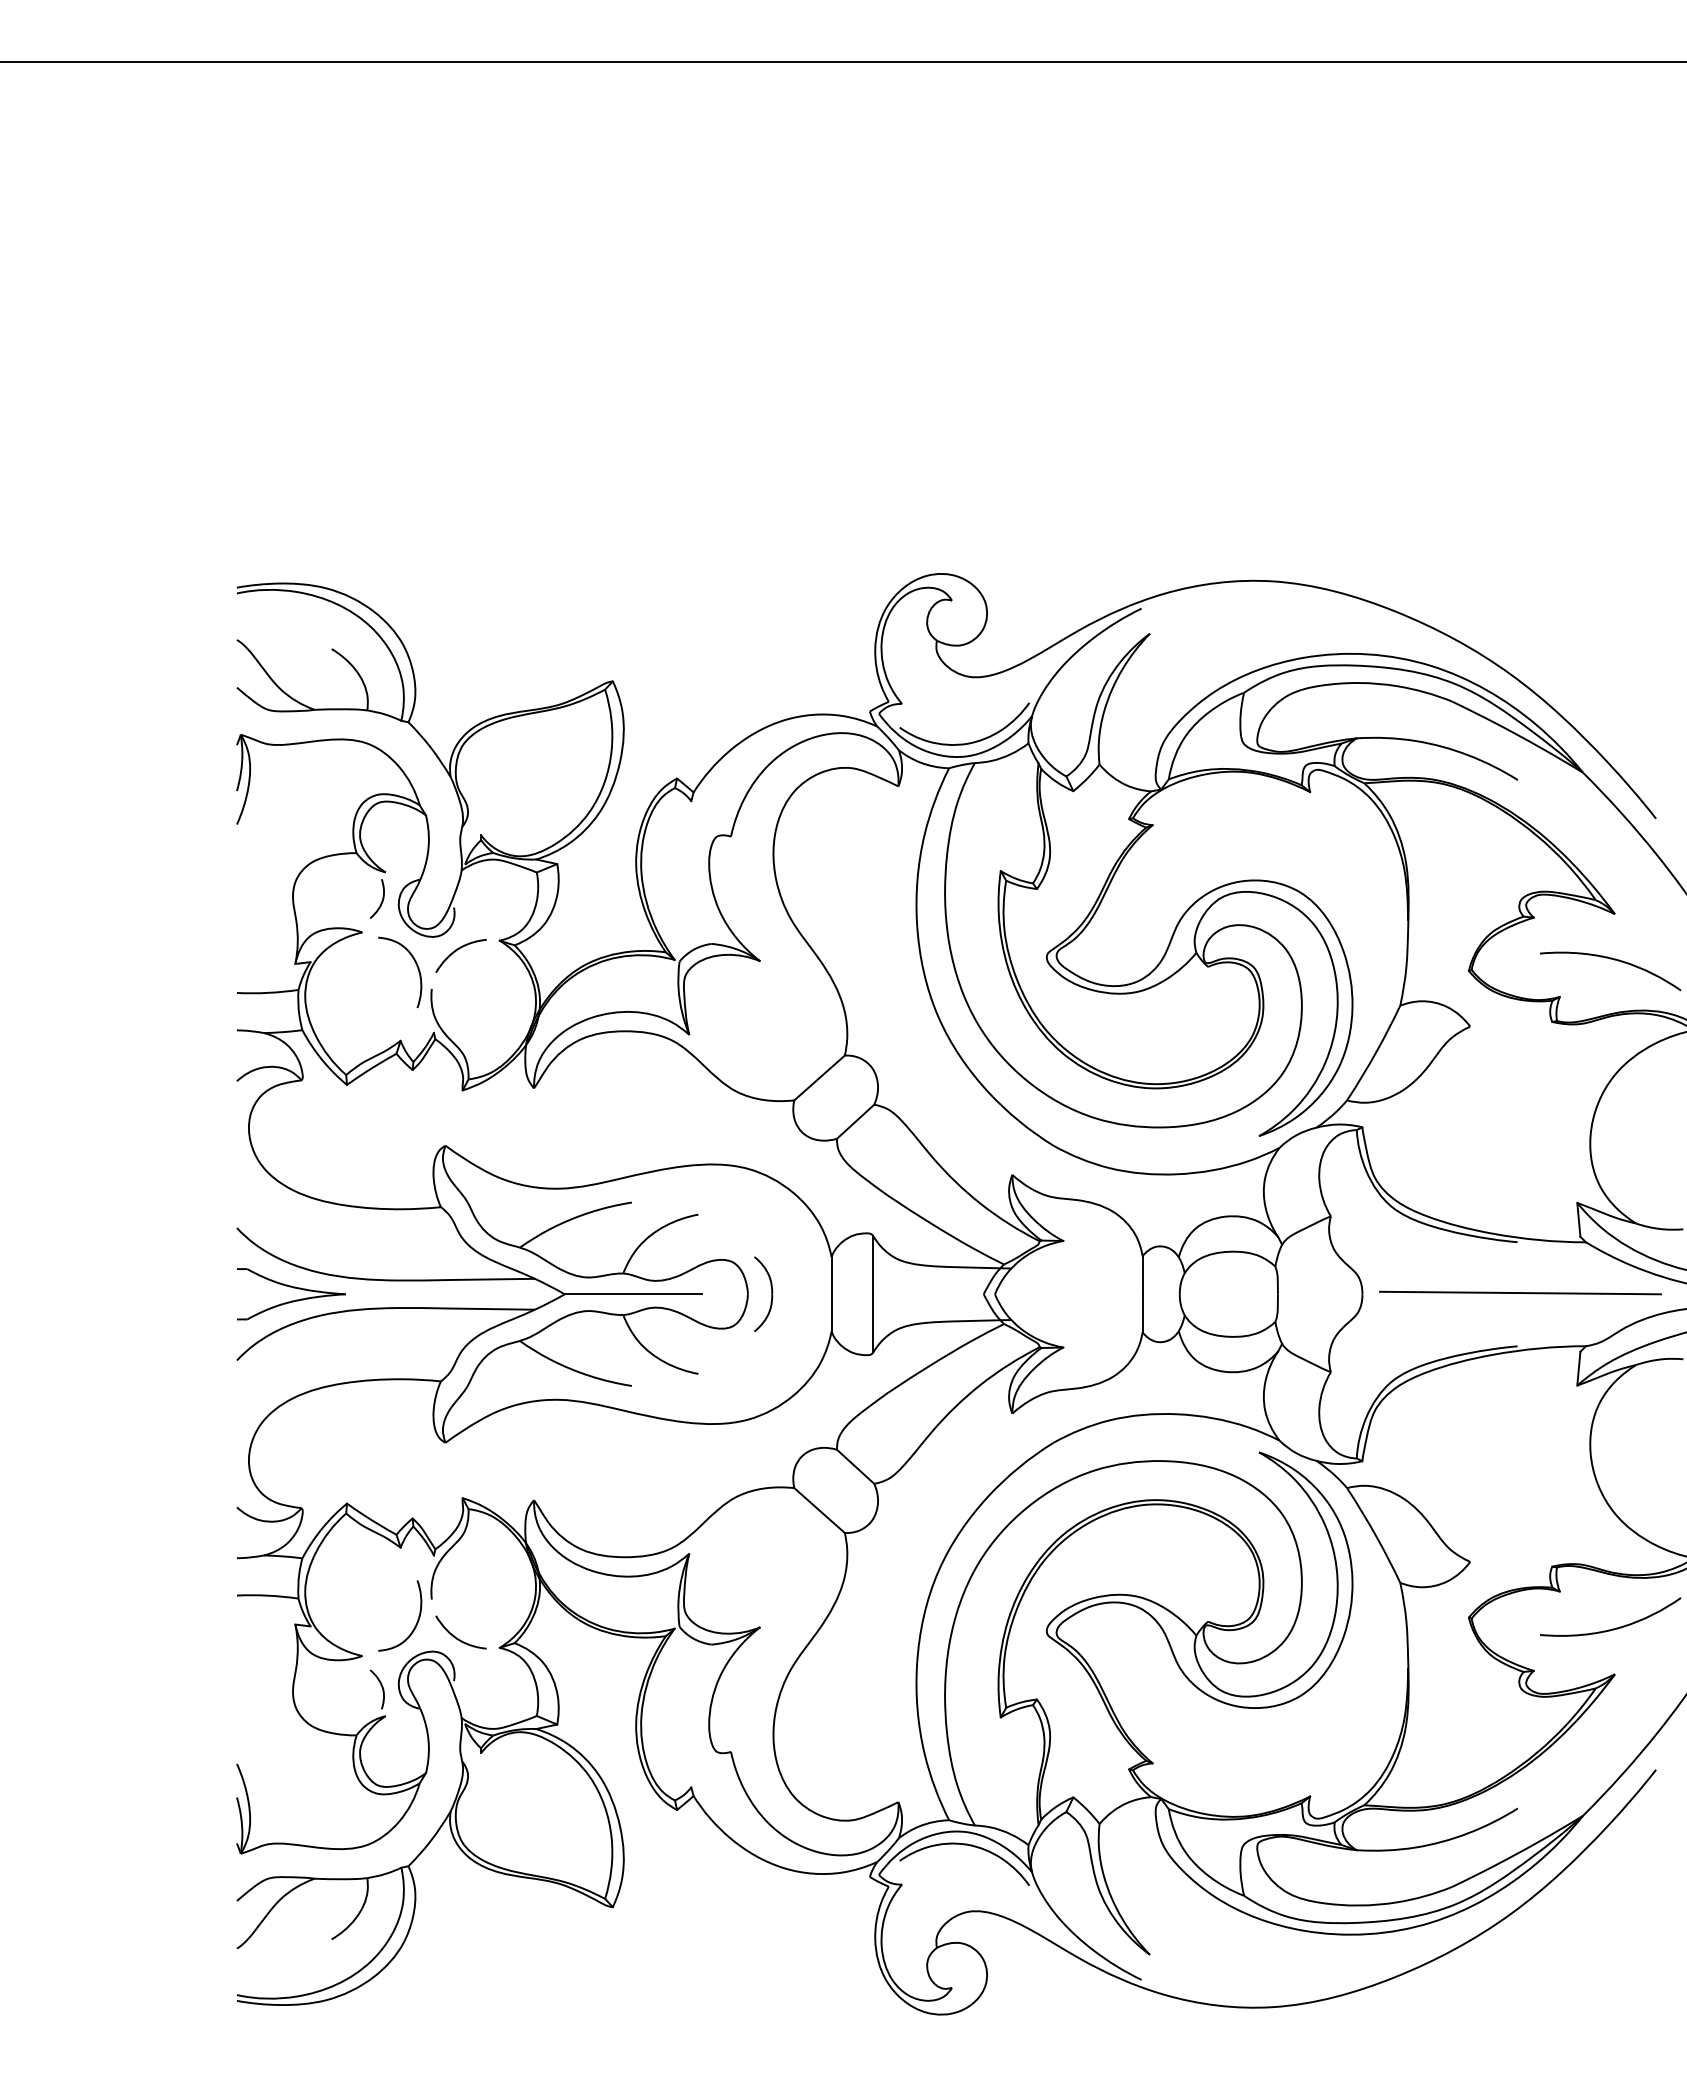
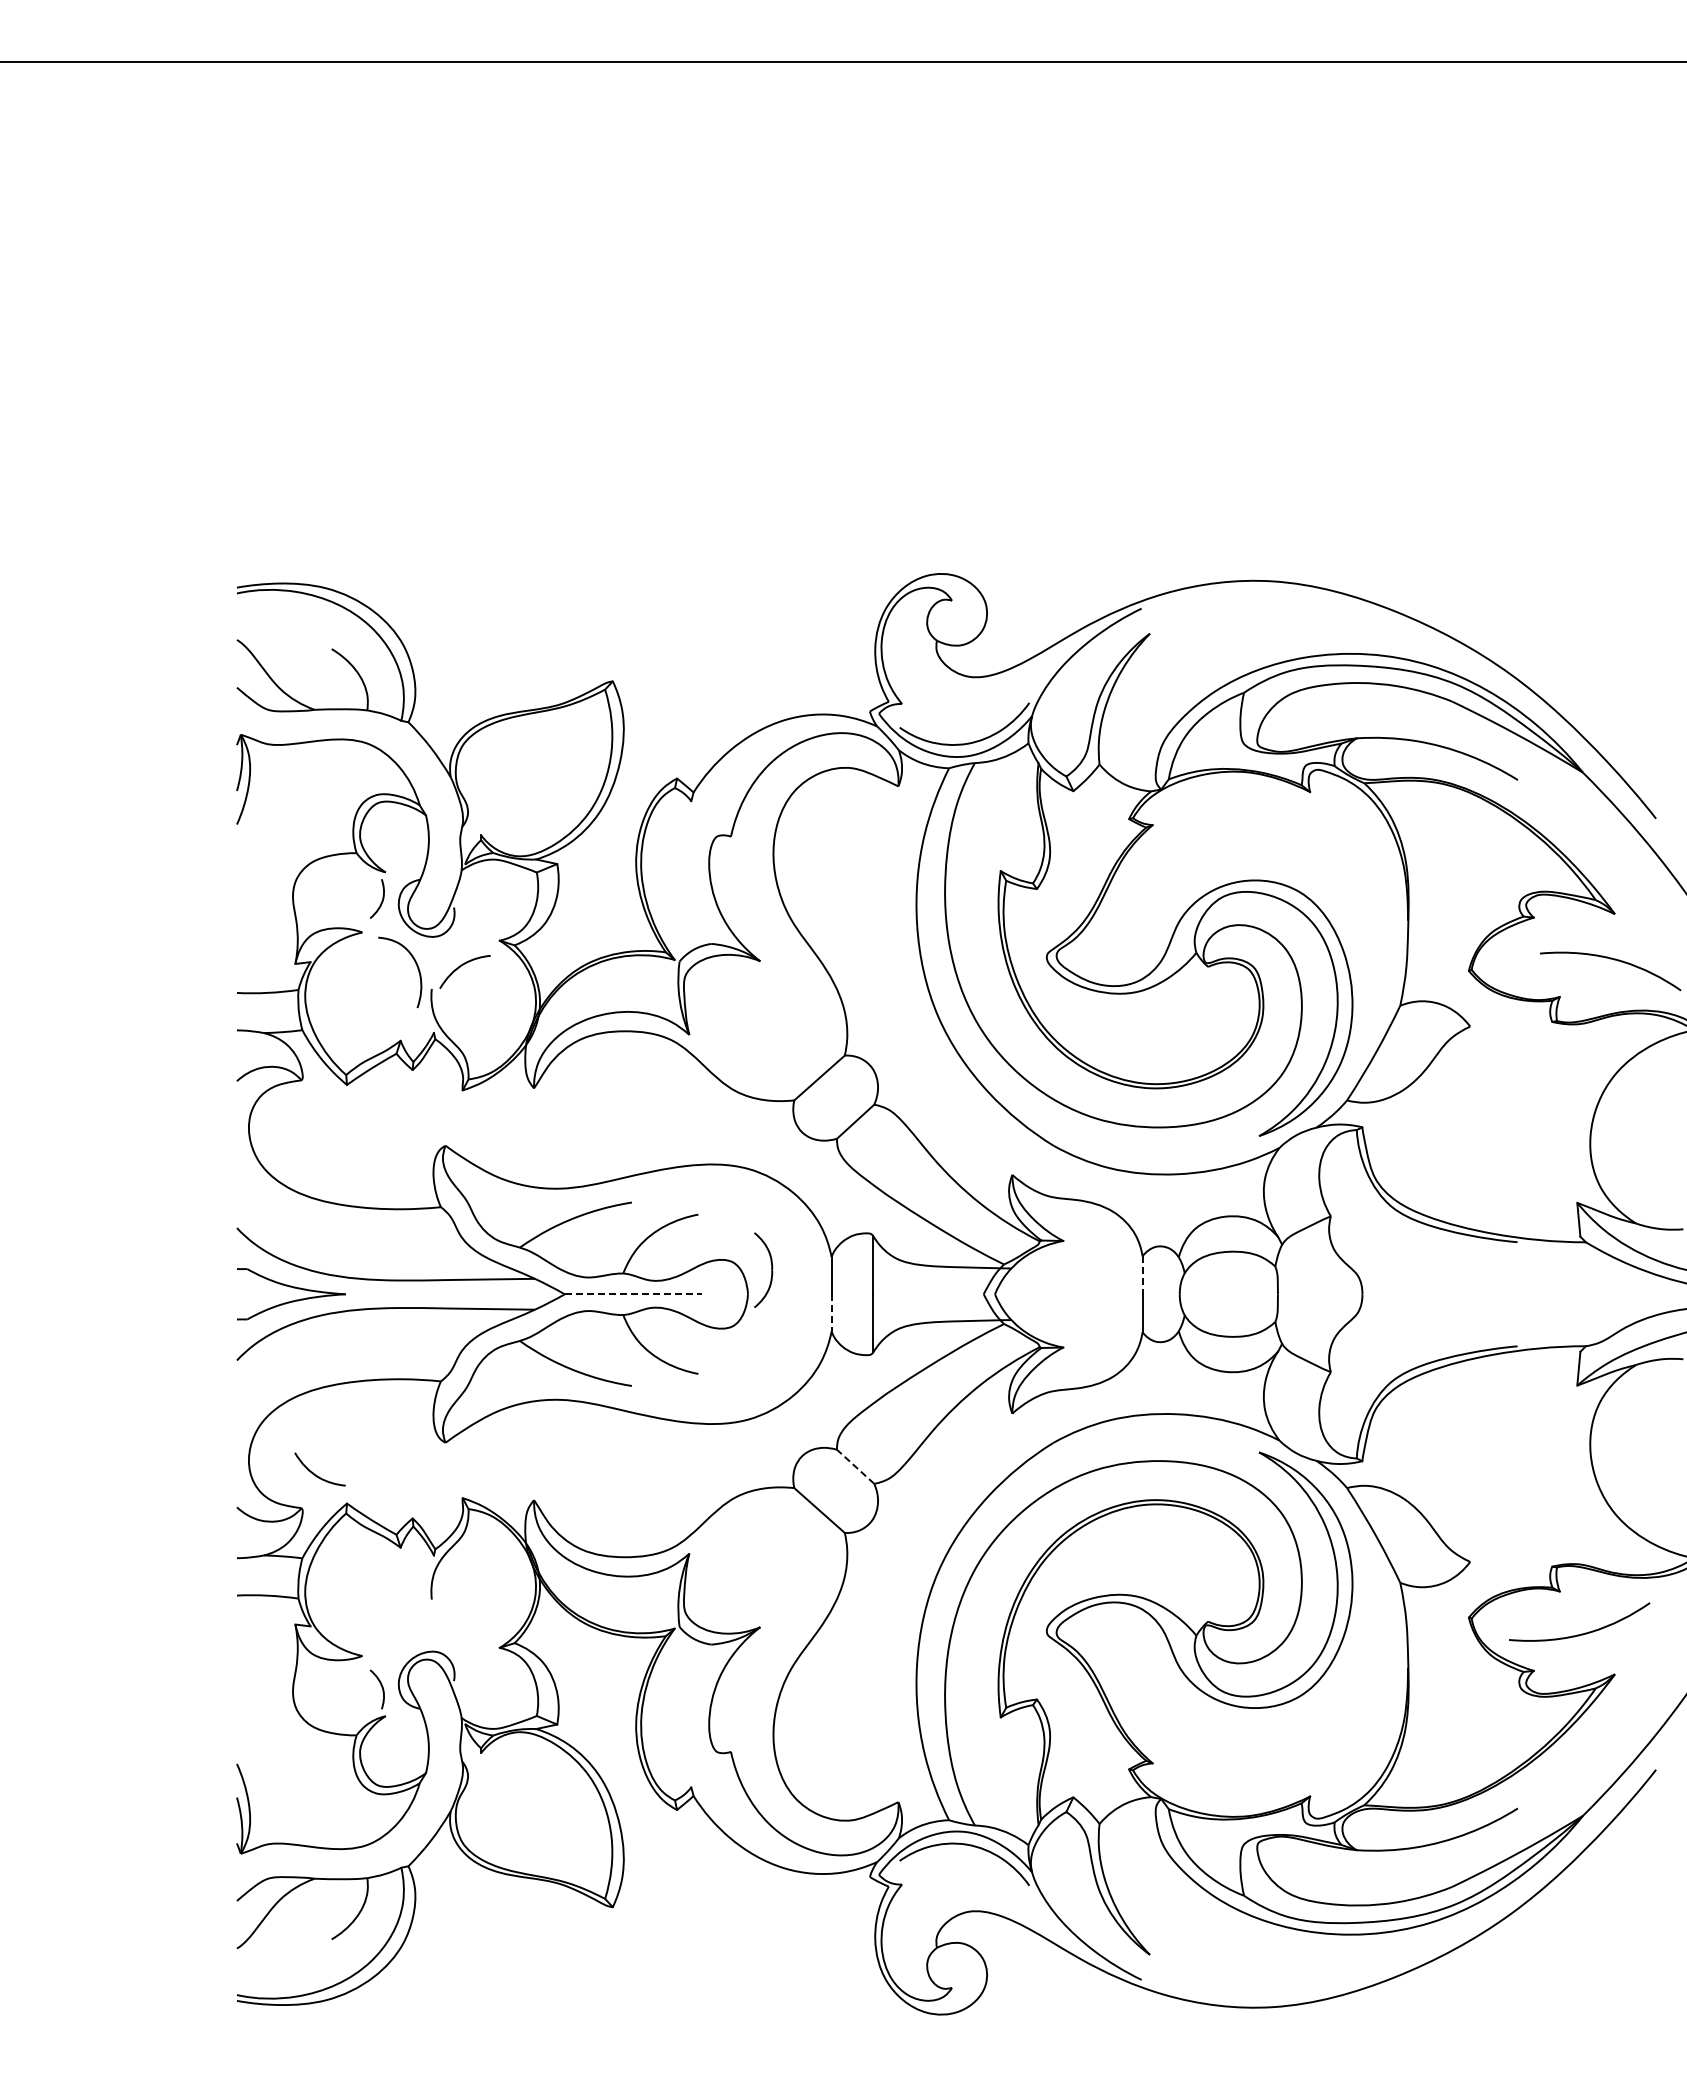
curve position: (456, 951) -> (460, 967) (460, 967)
line: solid -> dashed (1142, 1275)
line: present -> none (1520, 1292)
part position: (771, 1293) -> (771, 1269) (771, 1269)
line: solid -> dashed (633, 1294)
line: solid -> dashed (831, 1312)
line: solid -> dashed (855, 1466)
curve: present -> none (417, 1619)
curve position: (1612, 1628) -> (1581, 1633) (1581, 1633)
curve position: (457, 1637) -> (316, 1474) (316, 1474)
